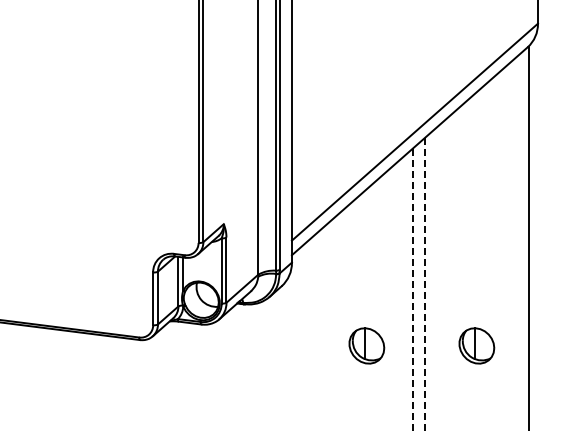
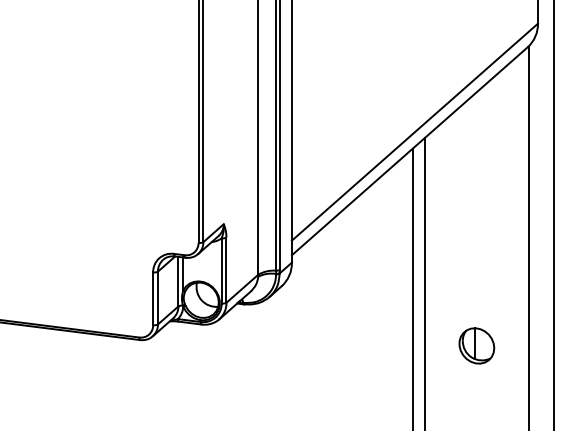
line: none -> present (553, 214)
line: dashed -> solid (425, 284)
line: dashed -> solid (412, 289)
part: present -> none (366, 345)
